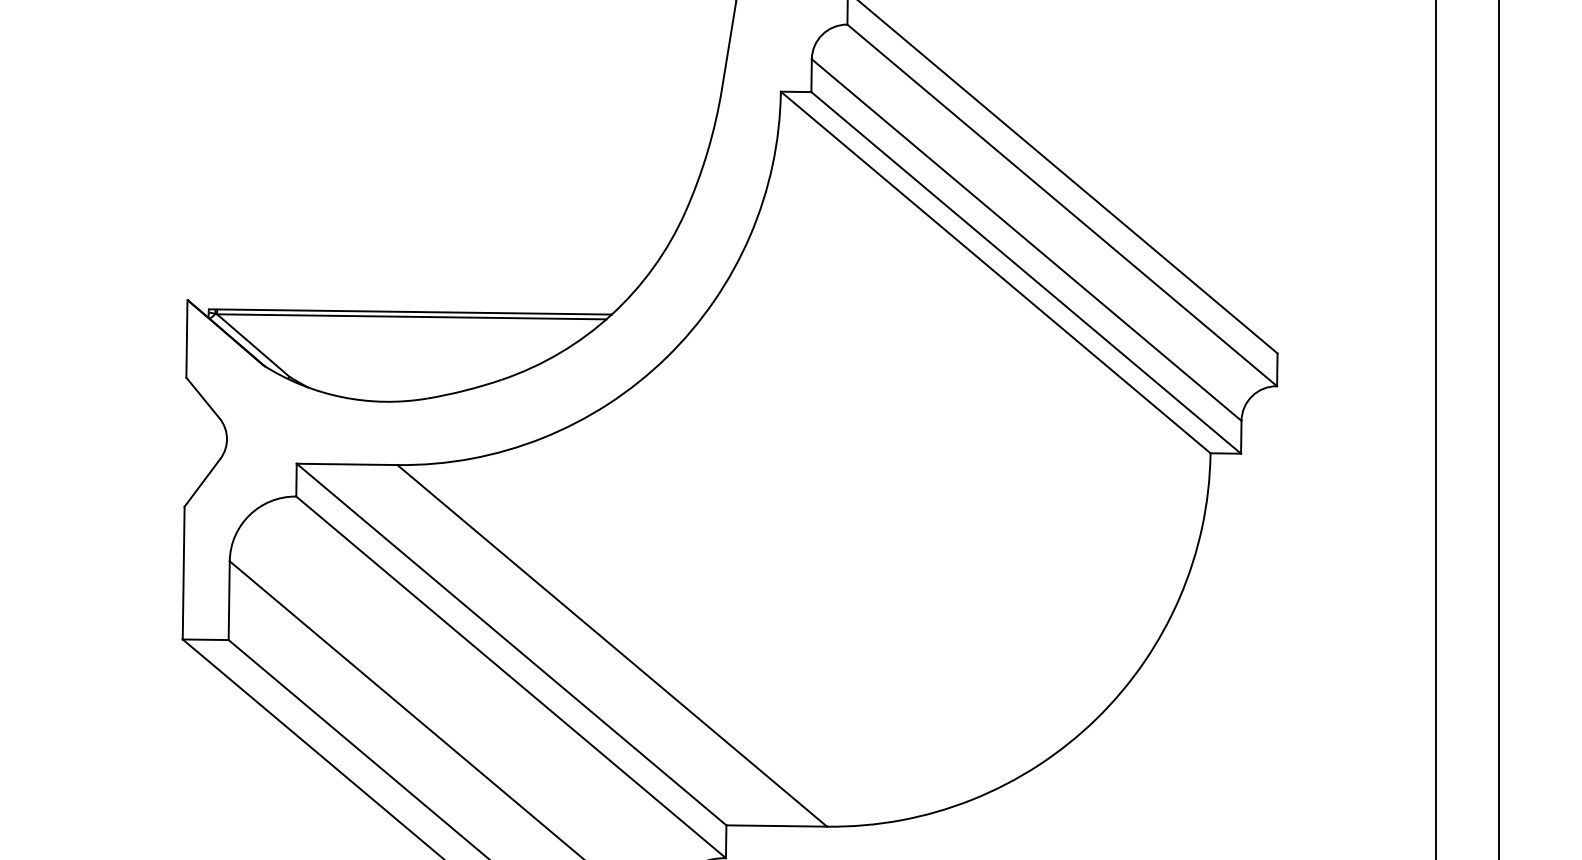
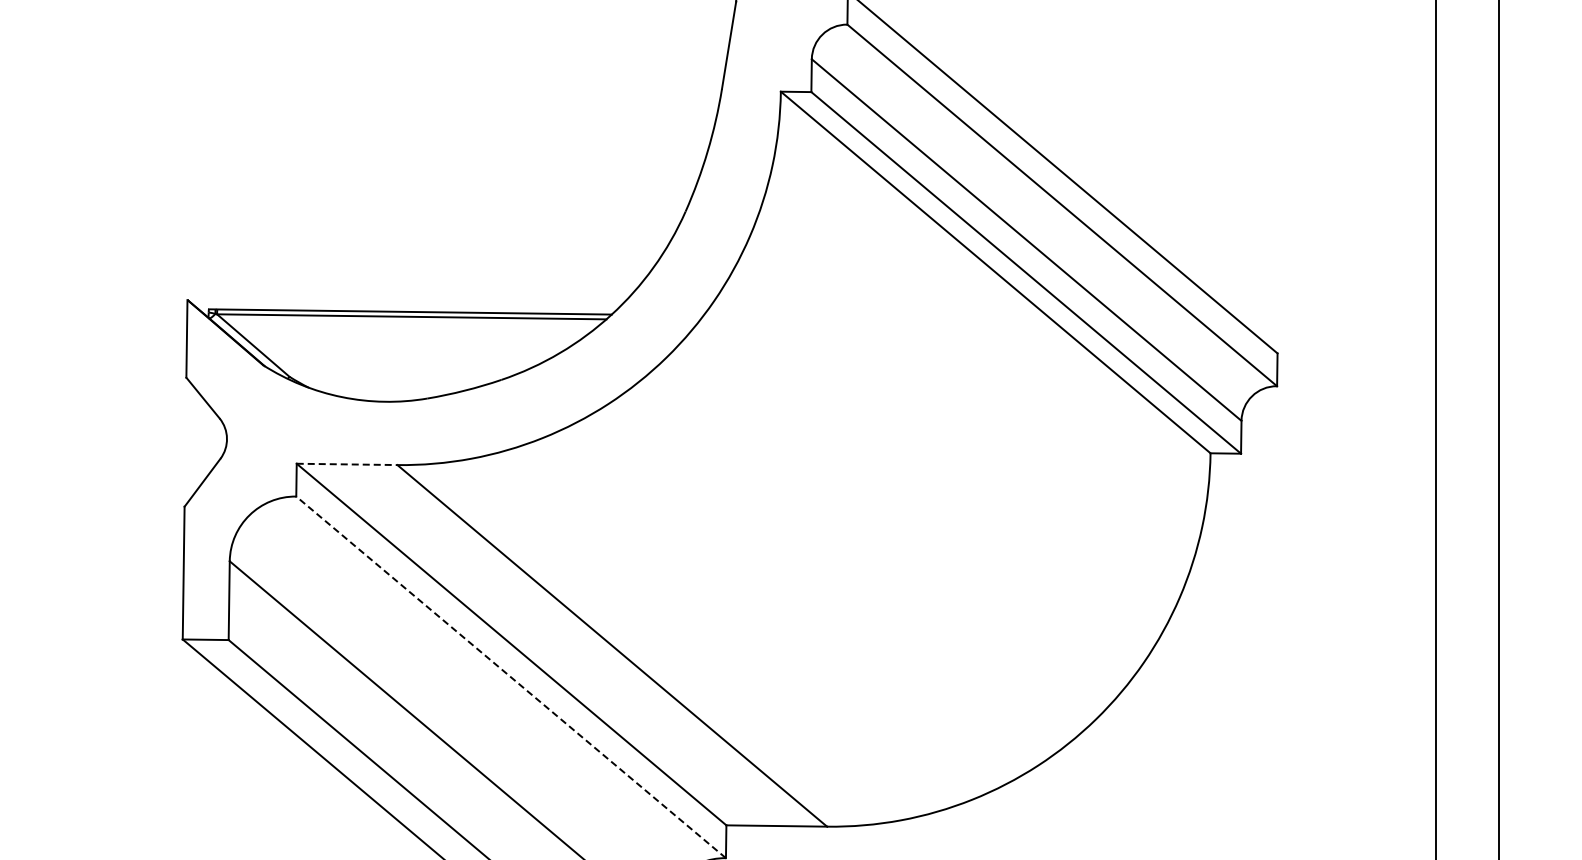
line: solid -> dashed (347, 464)
line: solid -> dashed (511, 677)
